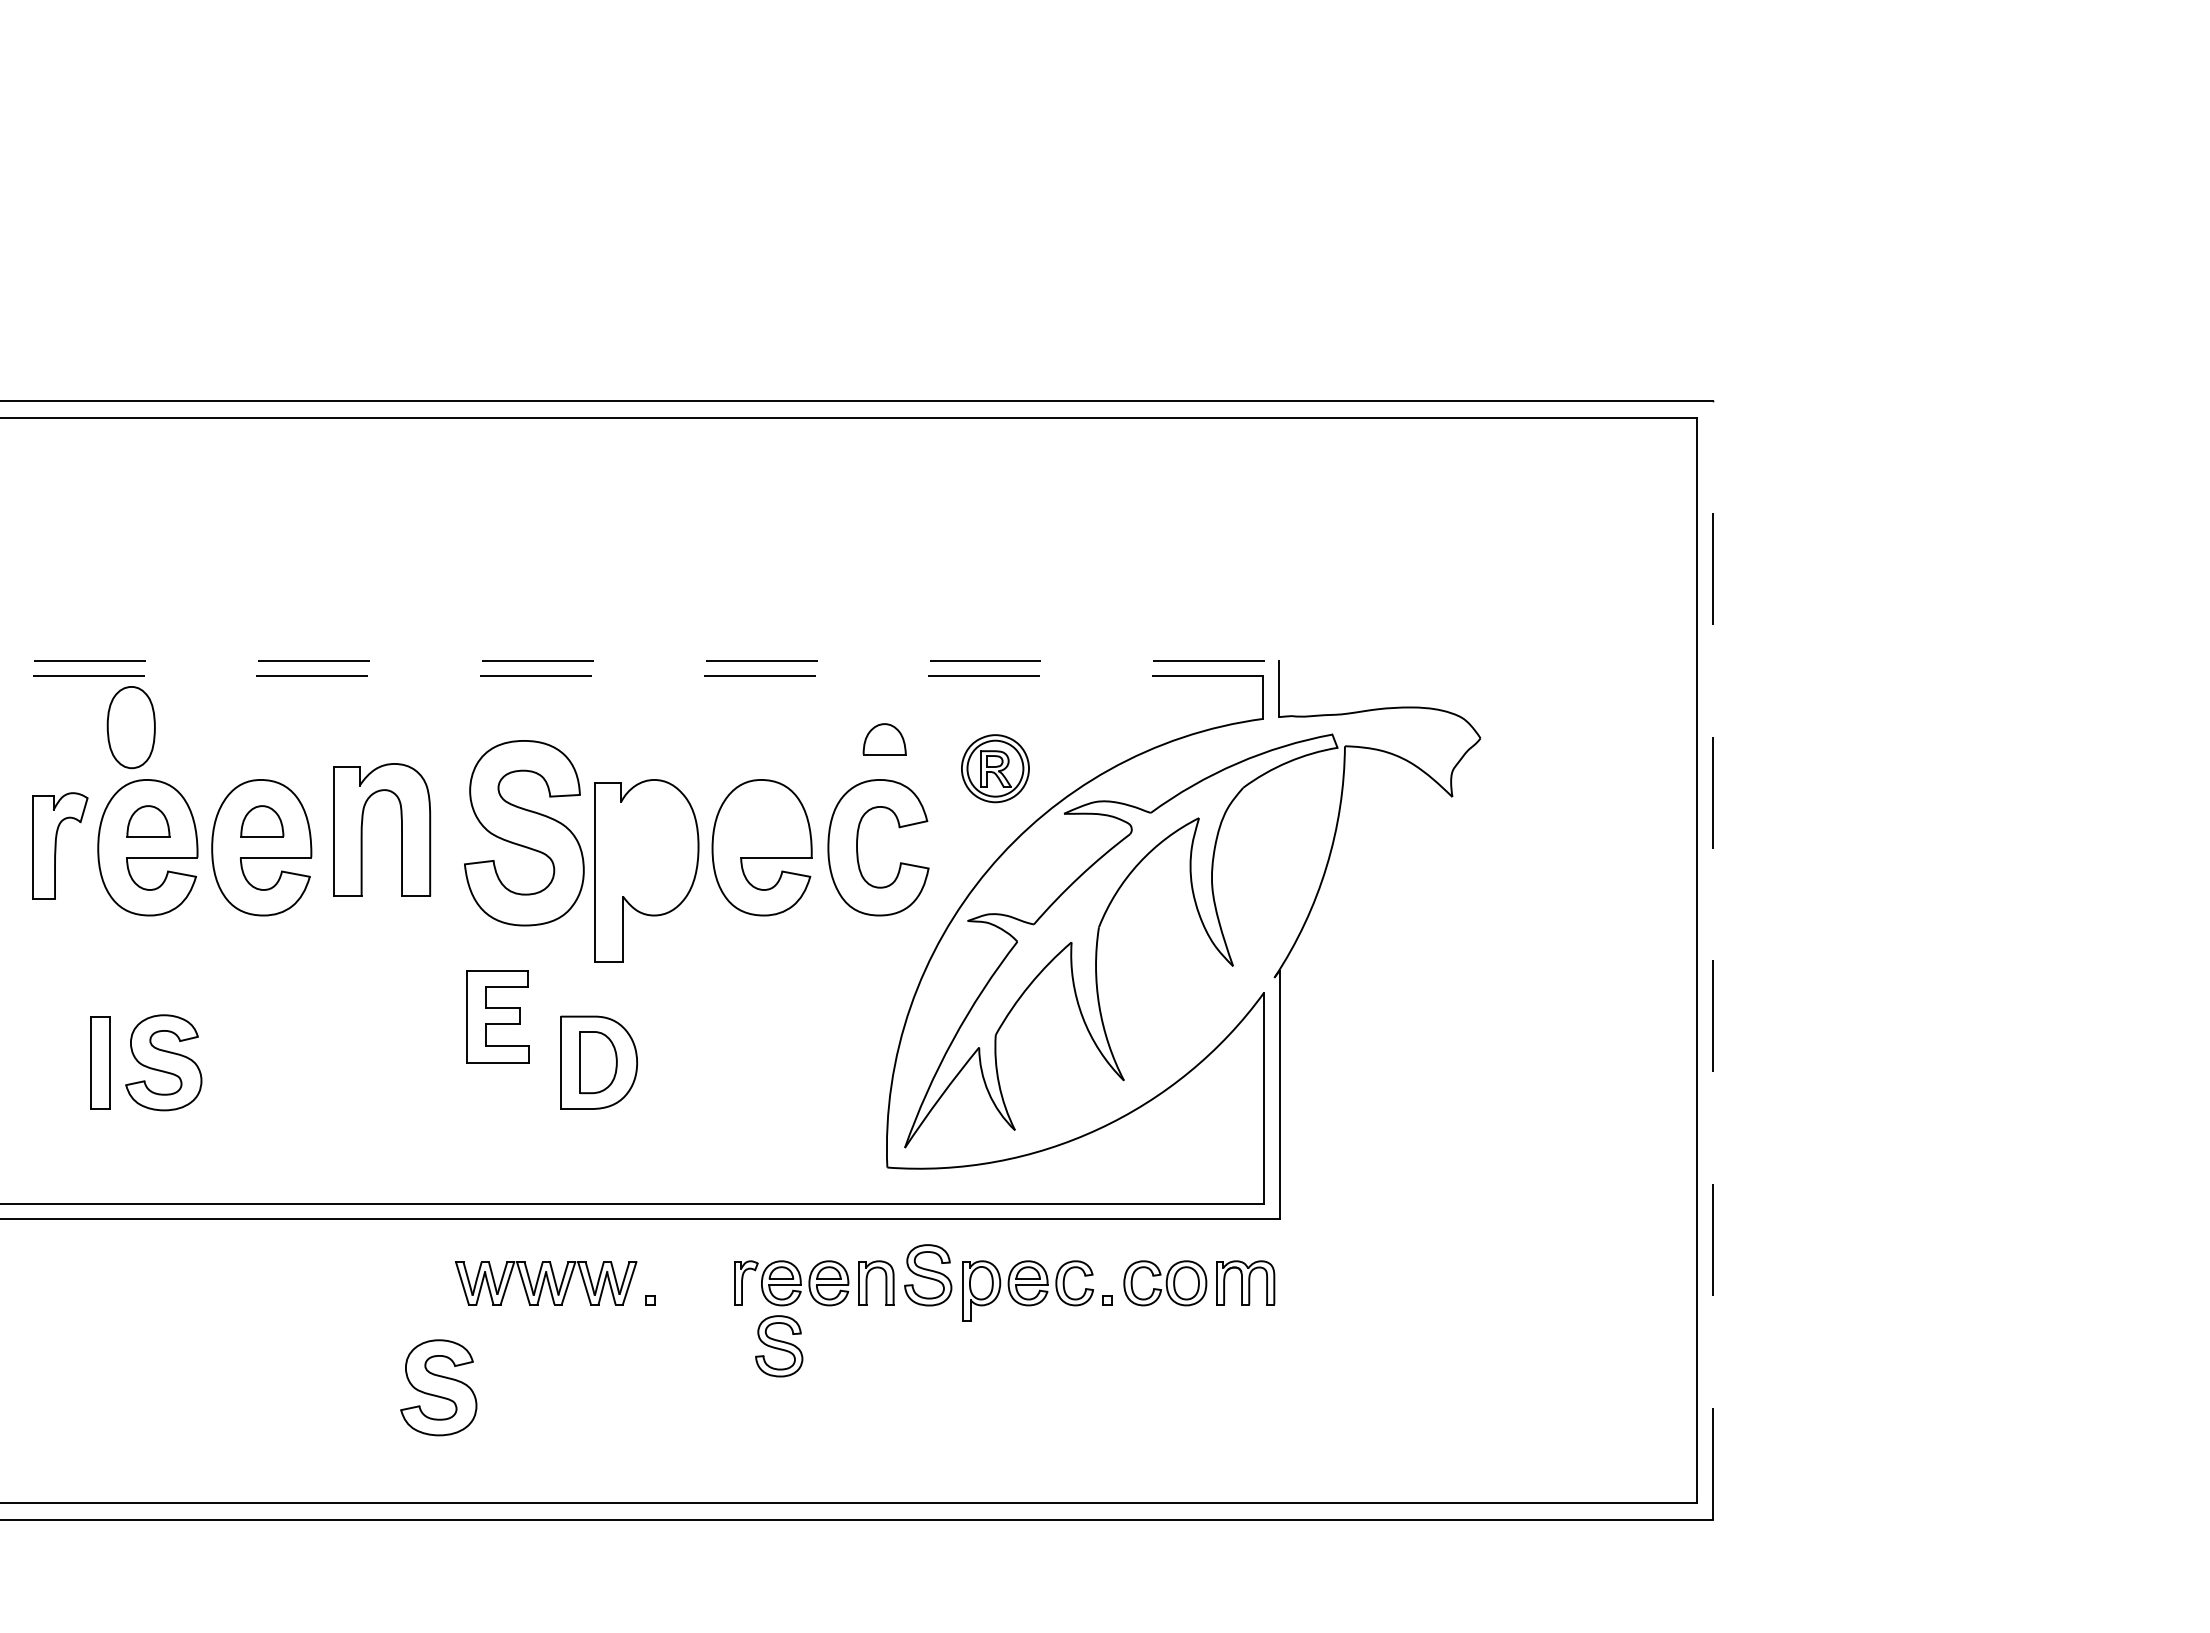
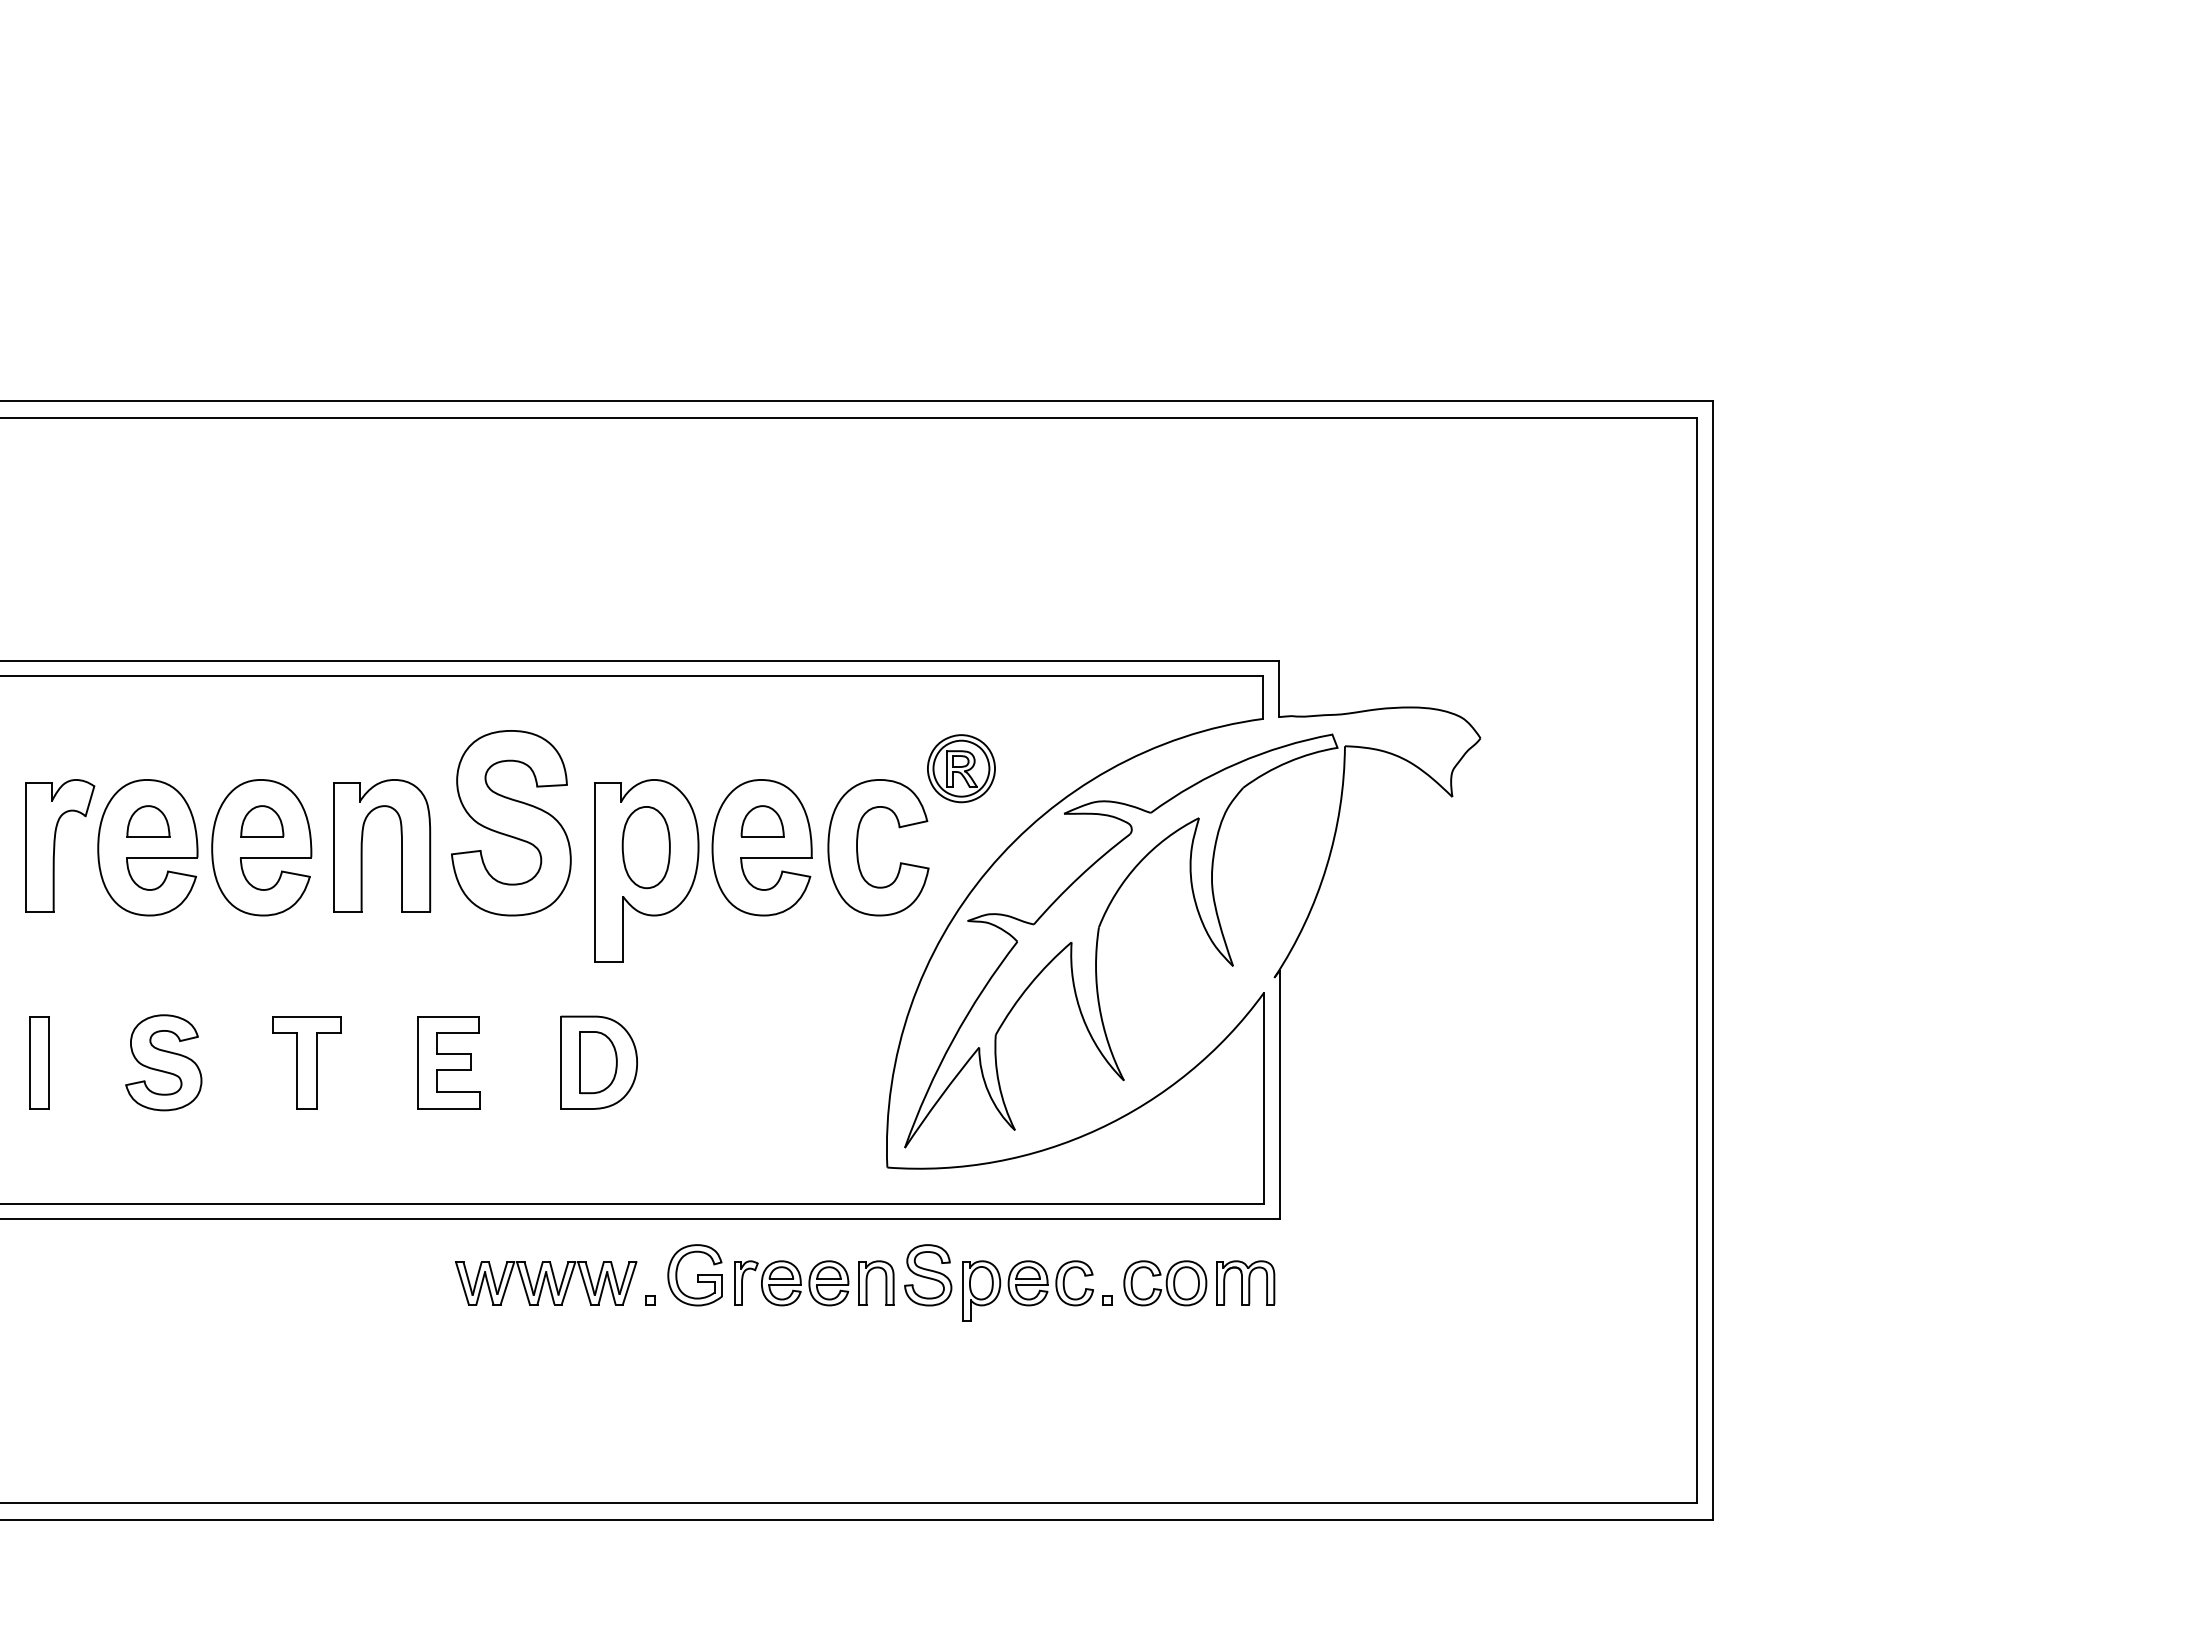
line: dashed -> solid (640, 660)
line: dashed -> solid (631, 676)
part position: (130, 727) -> (645, 847) (645, 847)
part position: (884, 739) -> (762, 821) (762, 821)
part position: (995, 768) -> (961, 768) (961, 768)
part position: (401, 829) -> (401, 845) (401, 845)
part position: (524, 833) -> (511, 823) (511, 823)
part size: 57x108 px -> 71x134 px (60, 845)
line: dashed -> solid (1713, 959)
part position: (497, 1016) -> (448, 1062) (448, 1062)
part position: (100, 1062) -> (39, 1062) (39, 1062)
part: none -> present (306, 1062)
part: none -> present (694, 1275)
part: present -> none (779, 1346)
part: present -> none (438, 1387)
